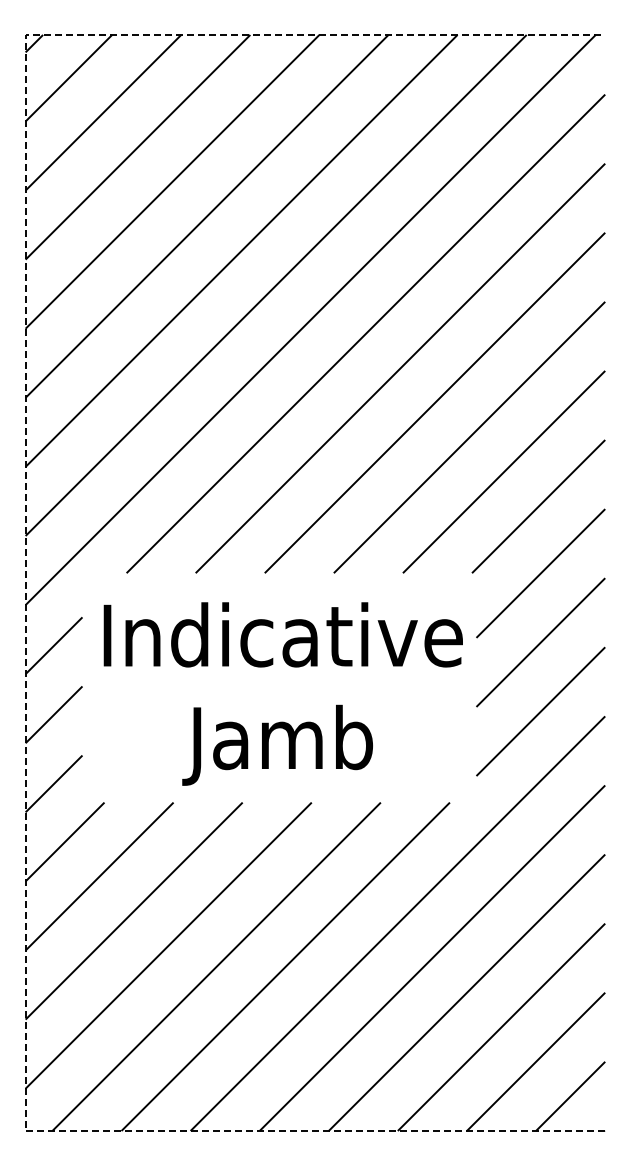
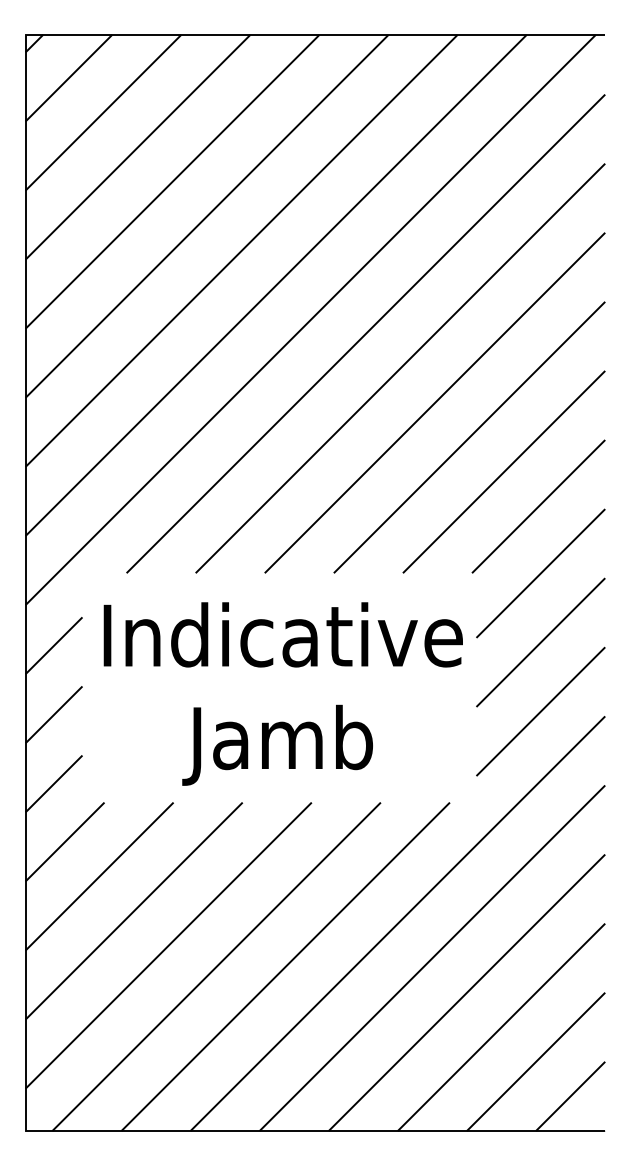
line: dashed -> solid (25, 582)
